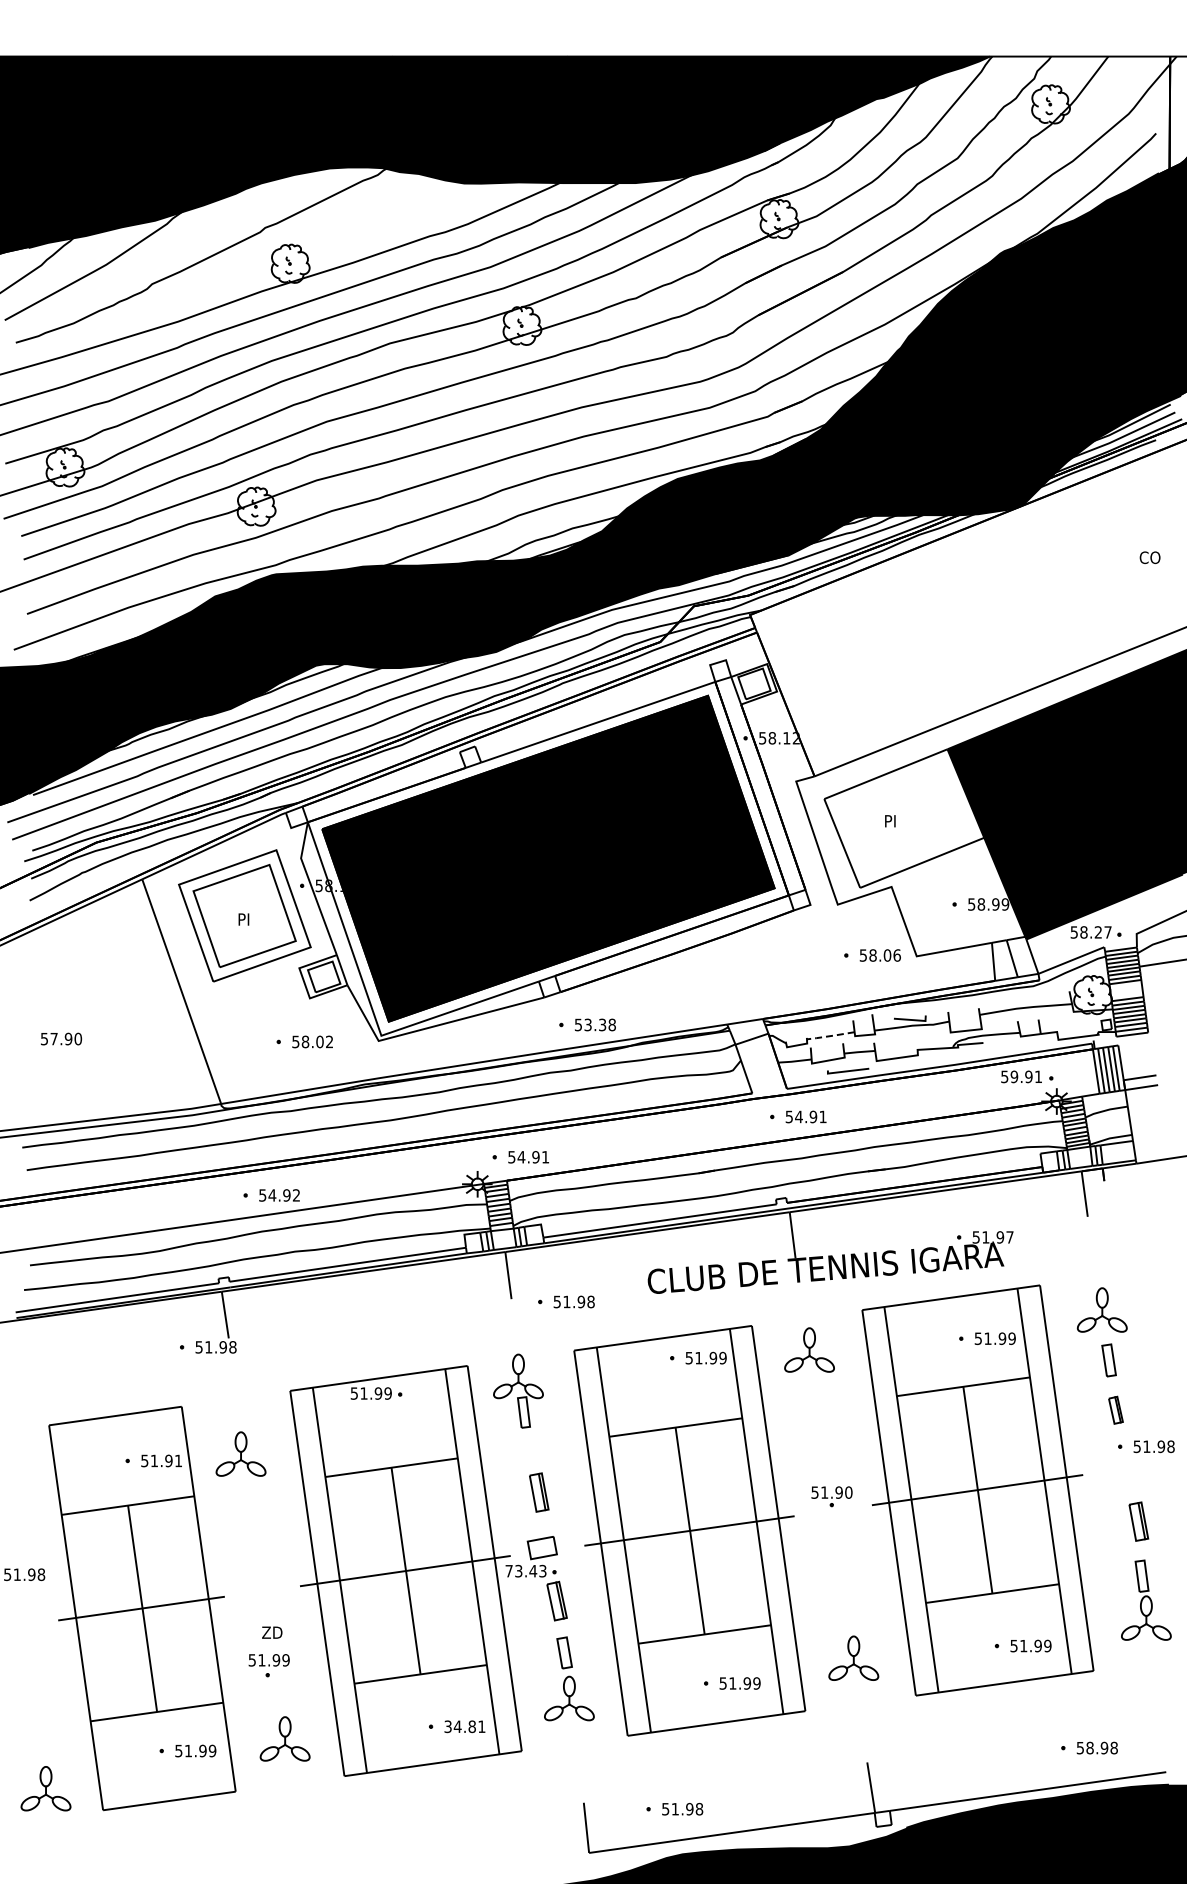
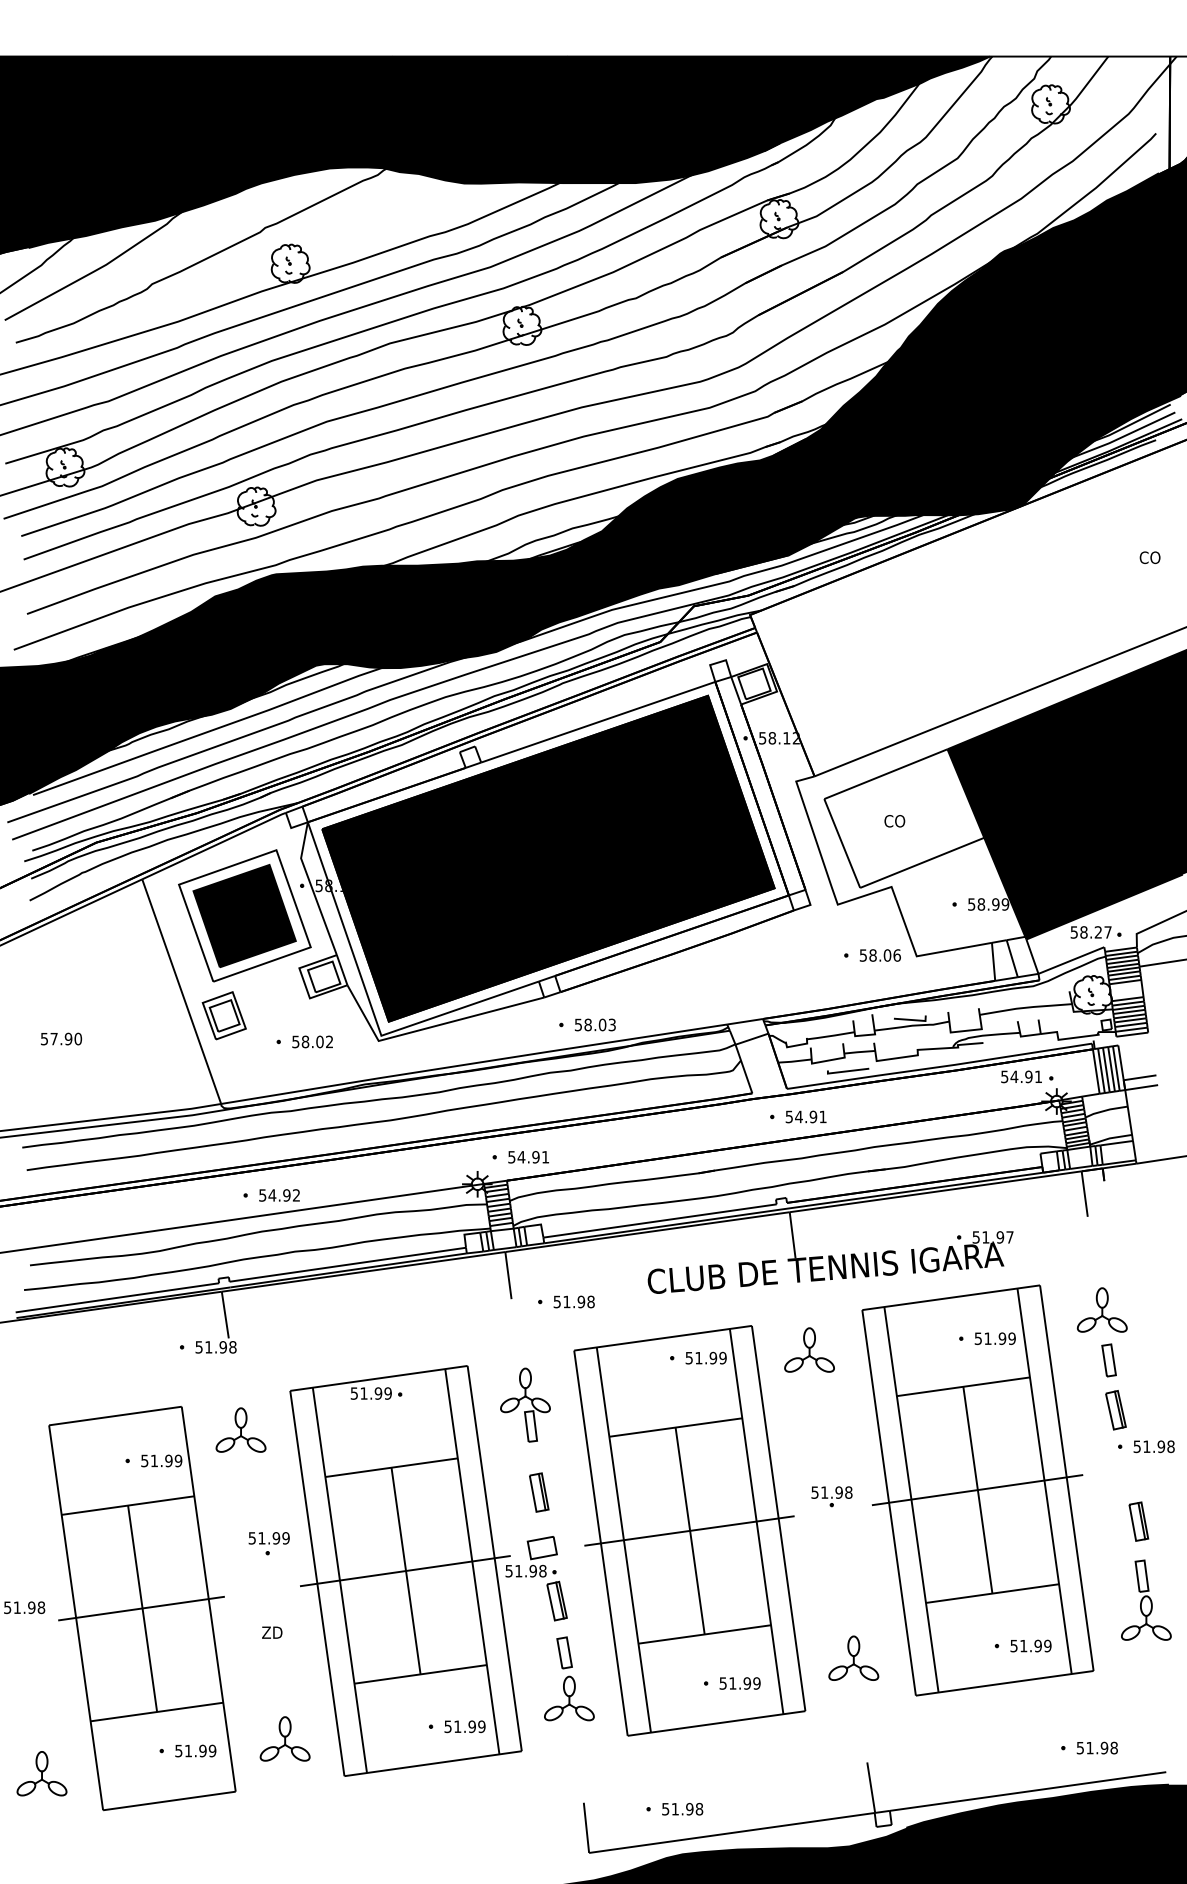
text: PI -> CO (894, 821)
fill: none -> present (244, 915)
part: none -> present (223, 1015)
text: 53.38 -> 58.03 (599, 1024)
line: dashed -> solid (830, 1036)
text: 59.91 -> 54.91 (1014, 1076)
part position: (518, 1390) -> (525, 1404) (525, 1404)
part size: 16x30 px -> 22x41 px (1115, 1410)
part position: (240, 1453) -> (240, 1429) (240, 1429)
text: 51.91 -> 51.99 (178, 1460)
text: 51.90 -> 51.98 (848, 1492)
text: 73.43 -> 51.98 (525, 1570)
text position: (24, 1574) -> (24, 1607) (24, 1607)
part position: (268, 1665) -> (268, 1543) (268, 1543)
text: 34.81 -> 51.99 (464, 1726)
text: 58.98 -> 51.98 (1089, 1747)
part position: (45, 1788) -> (41, 1773) (41, 1773)
